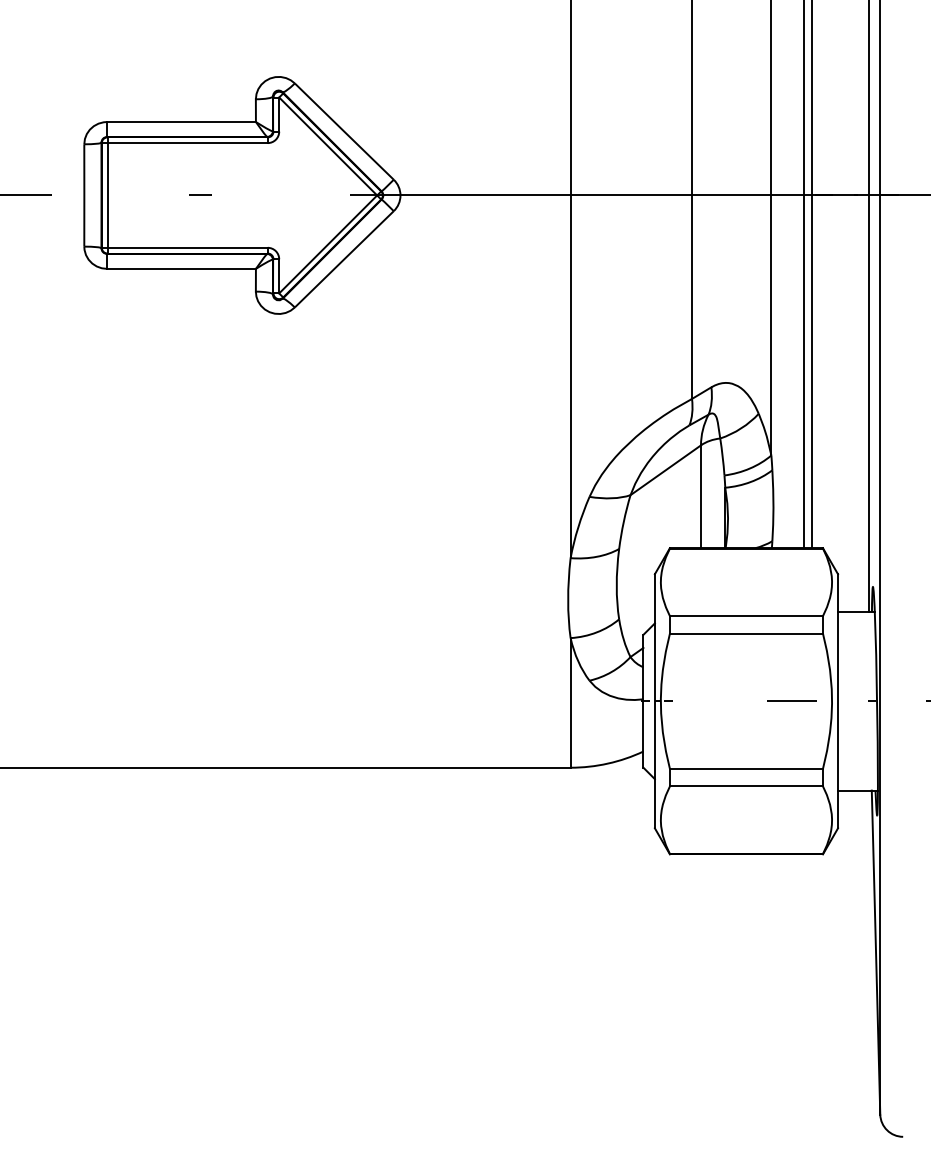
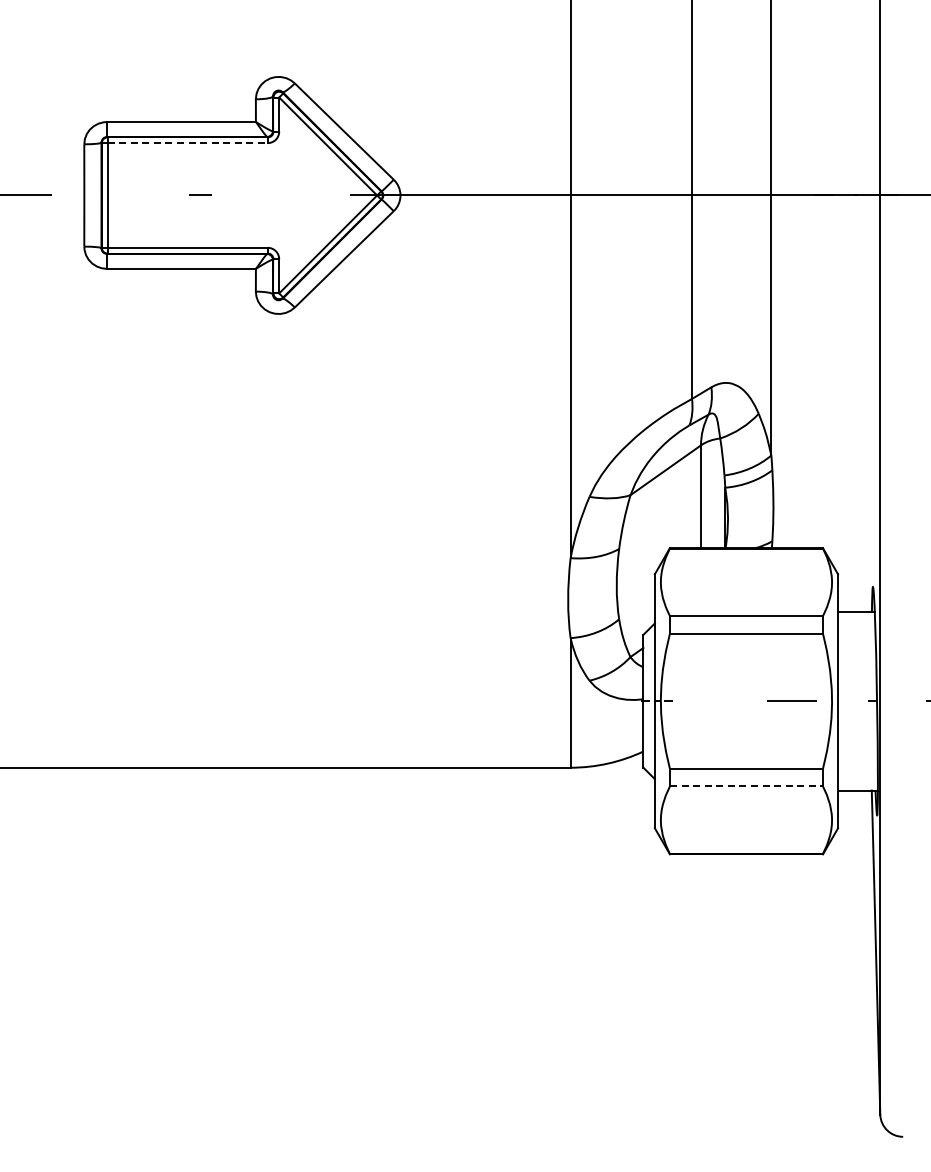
line: solid -> dashed (188, 143)
line: present -> none (803, 275)
line: present -> none (811, 275)
line: present -> none (868, 306)
line: solid -> dashed (746, 786)
